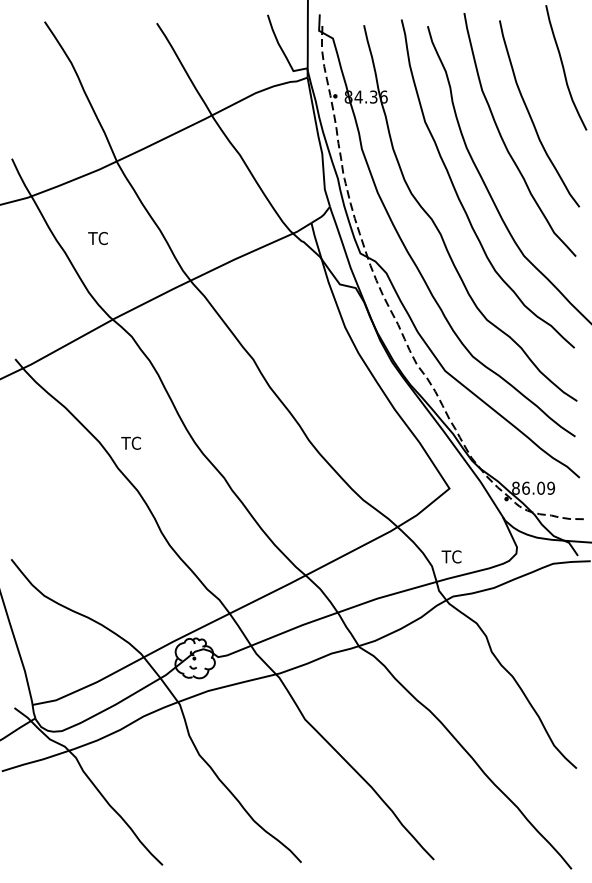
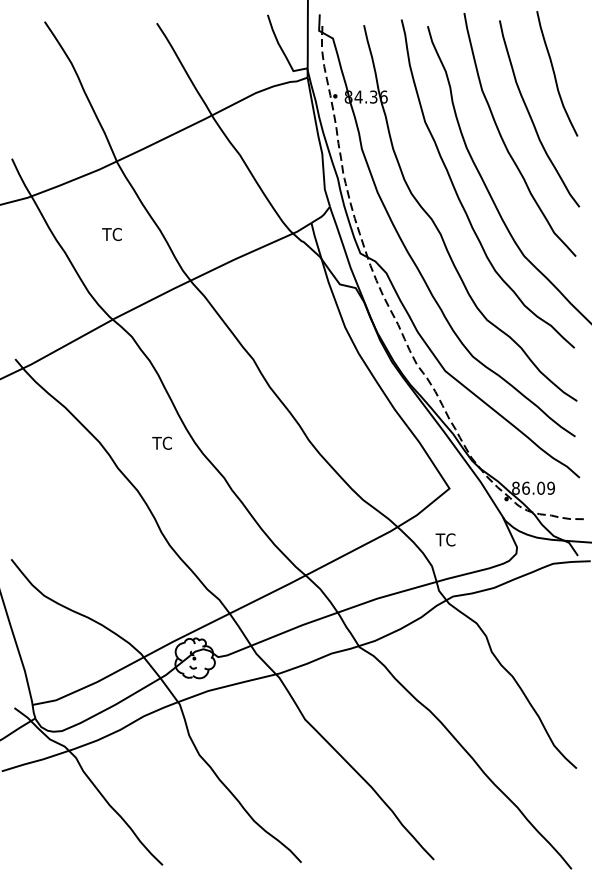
curve position: (564, 67) -> (555, 73) (555, 73)
text position: (97, 238) -> (111, 234) (111, 234)
text position: (130, 442) -> (161, 442) (161, 442)
text position: (451, 556) -> (445, 539) (445, 539)
